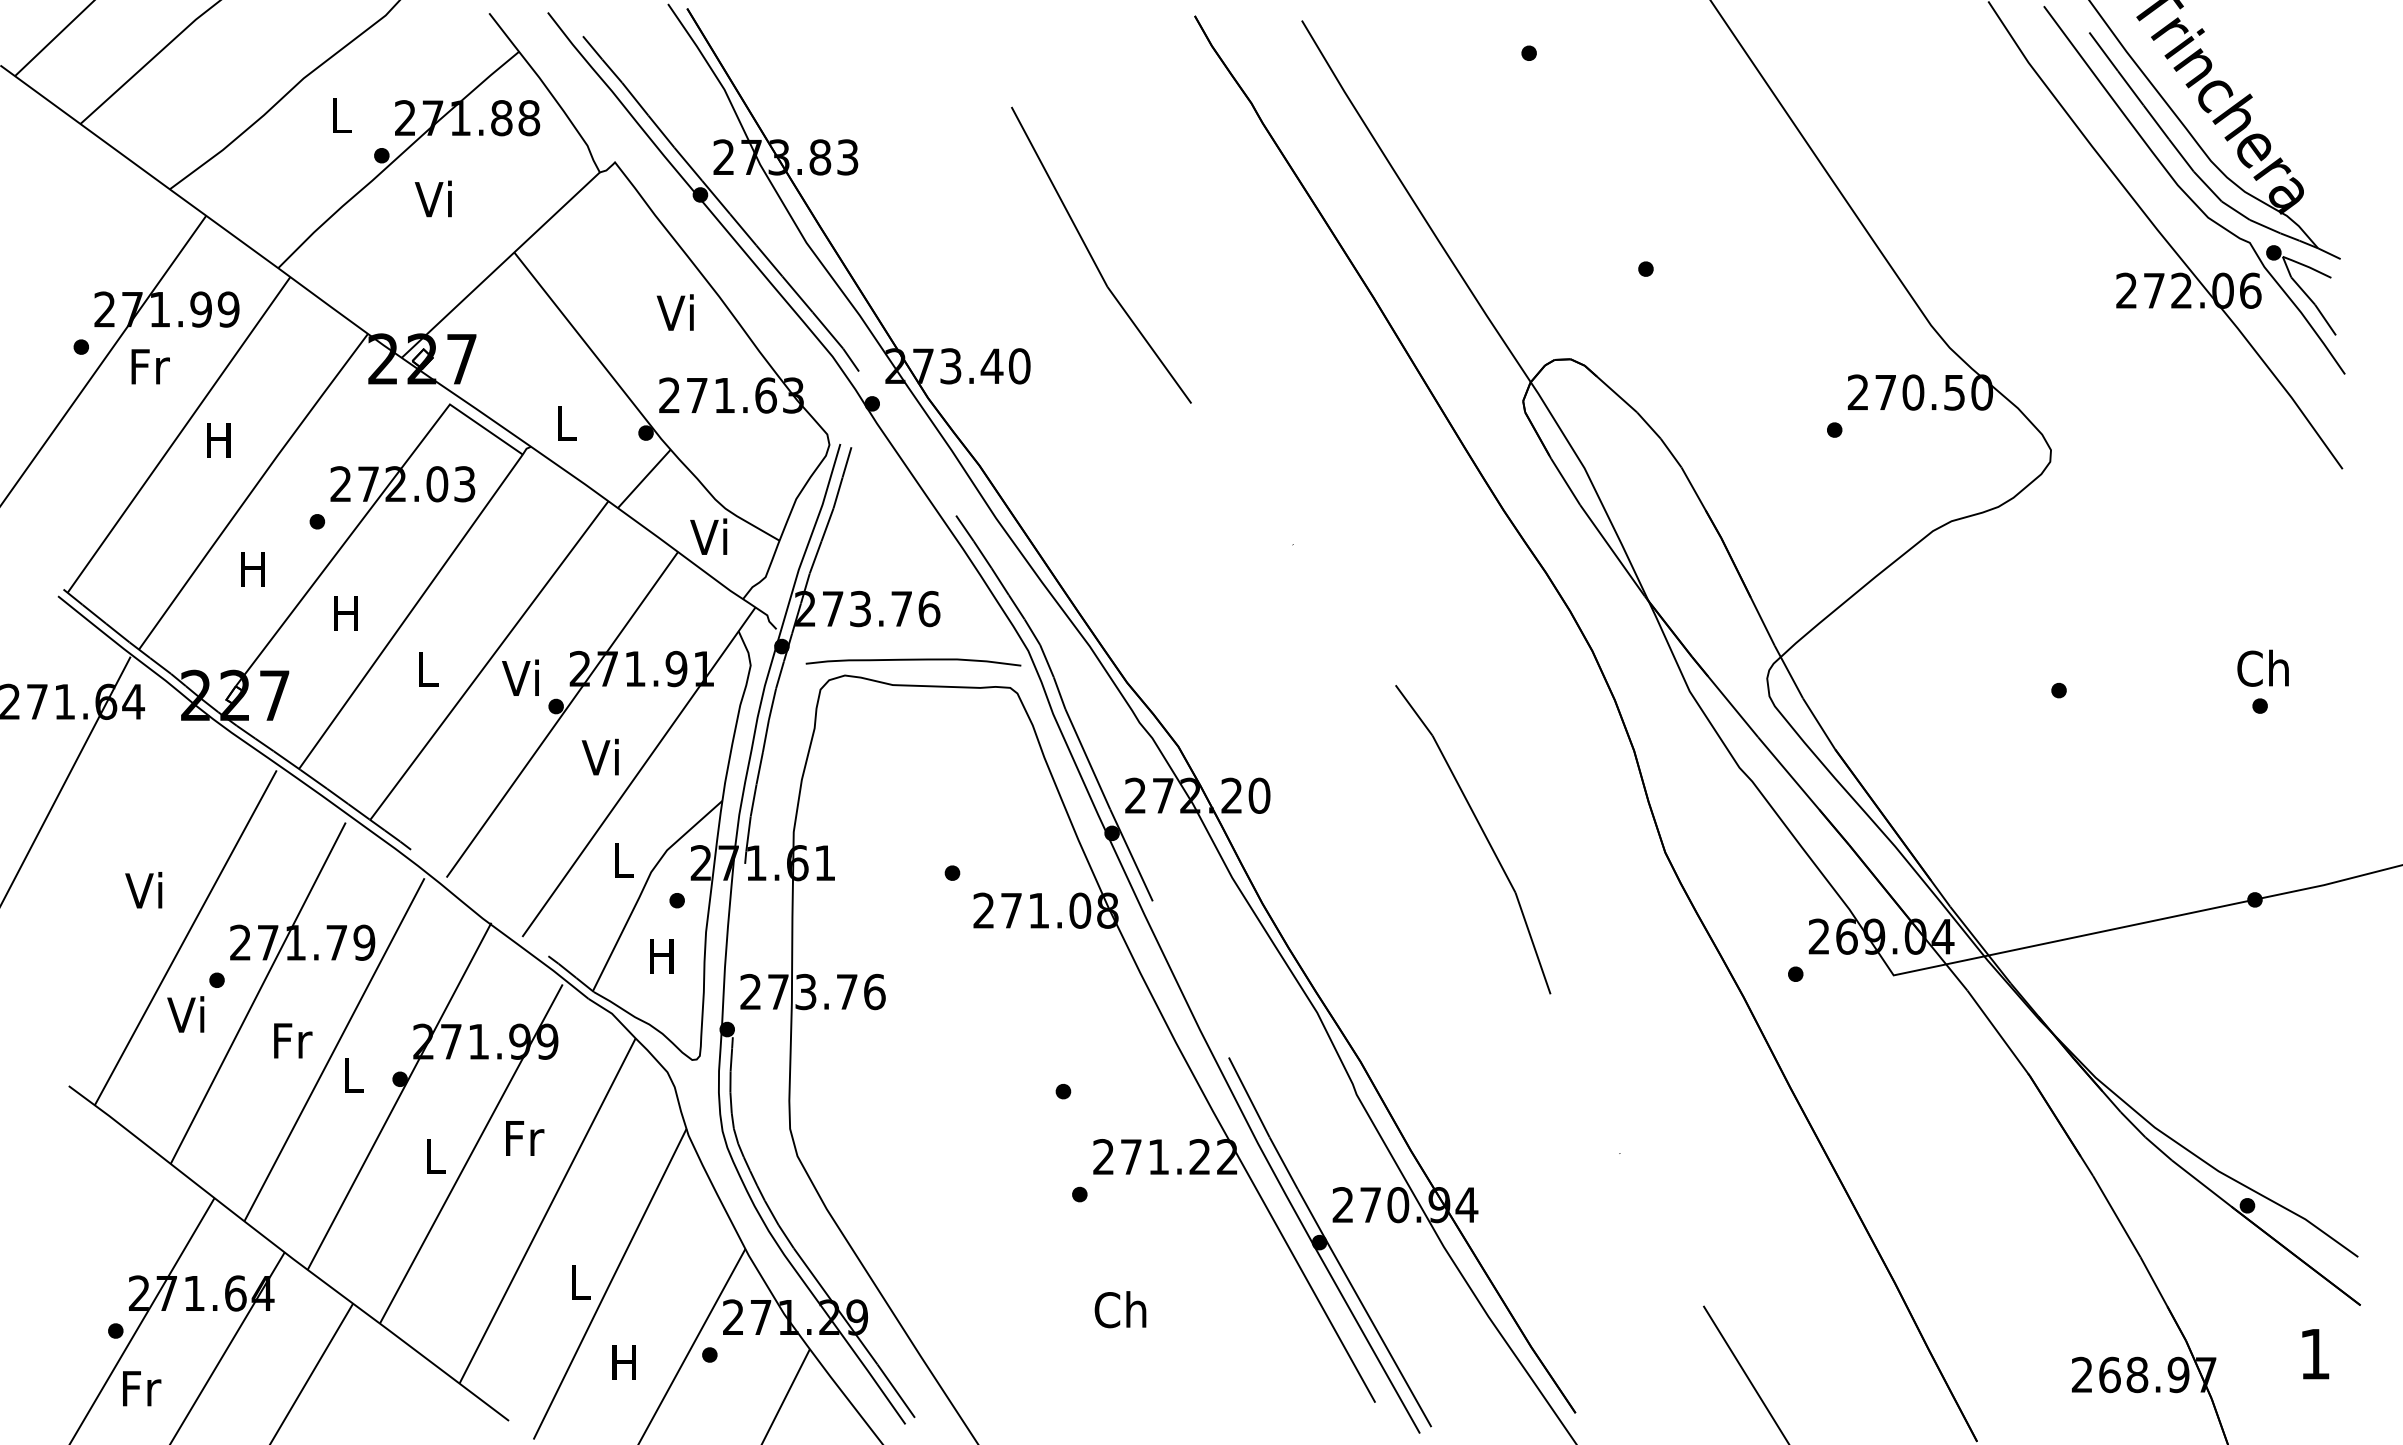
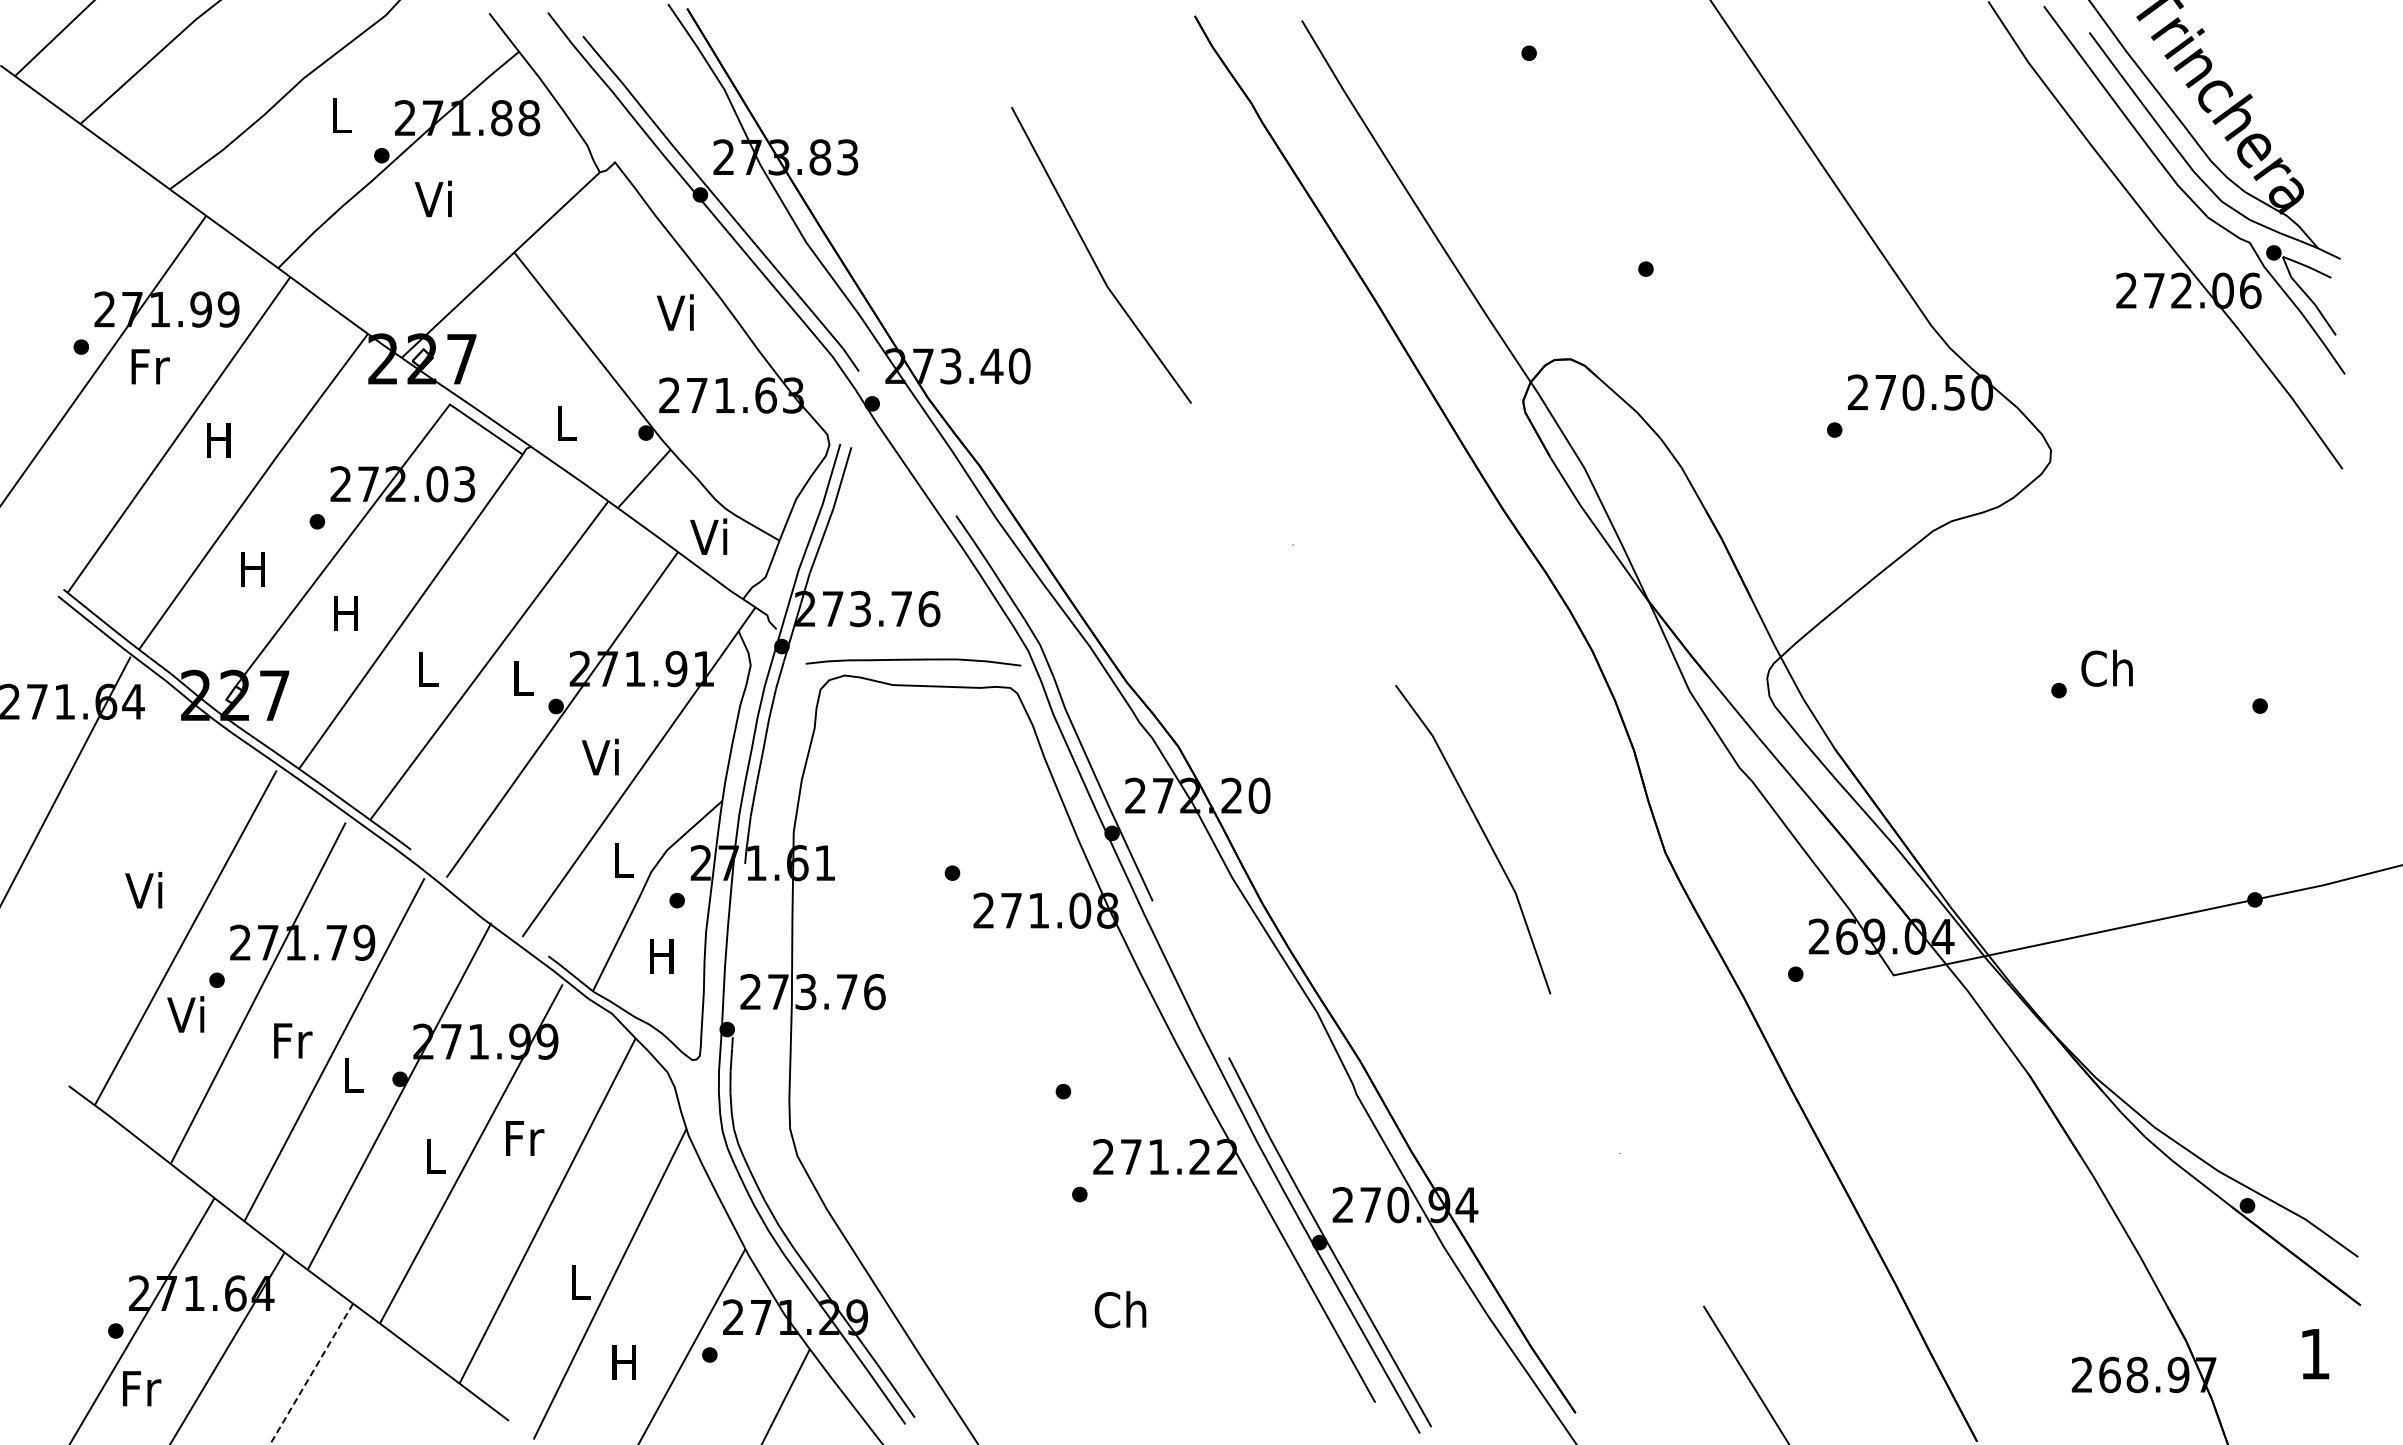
text position: (2262, 667) -> (2106, 667) (2106, 667)
text: Vi -> L (520, 677)
line: solid -> dashed (311, 1374)
